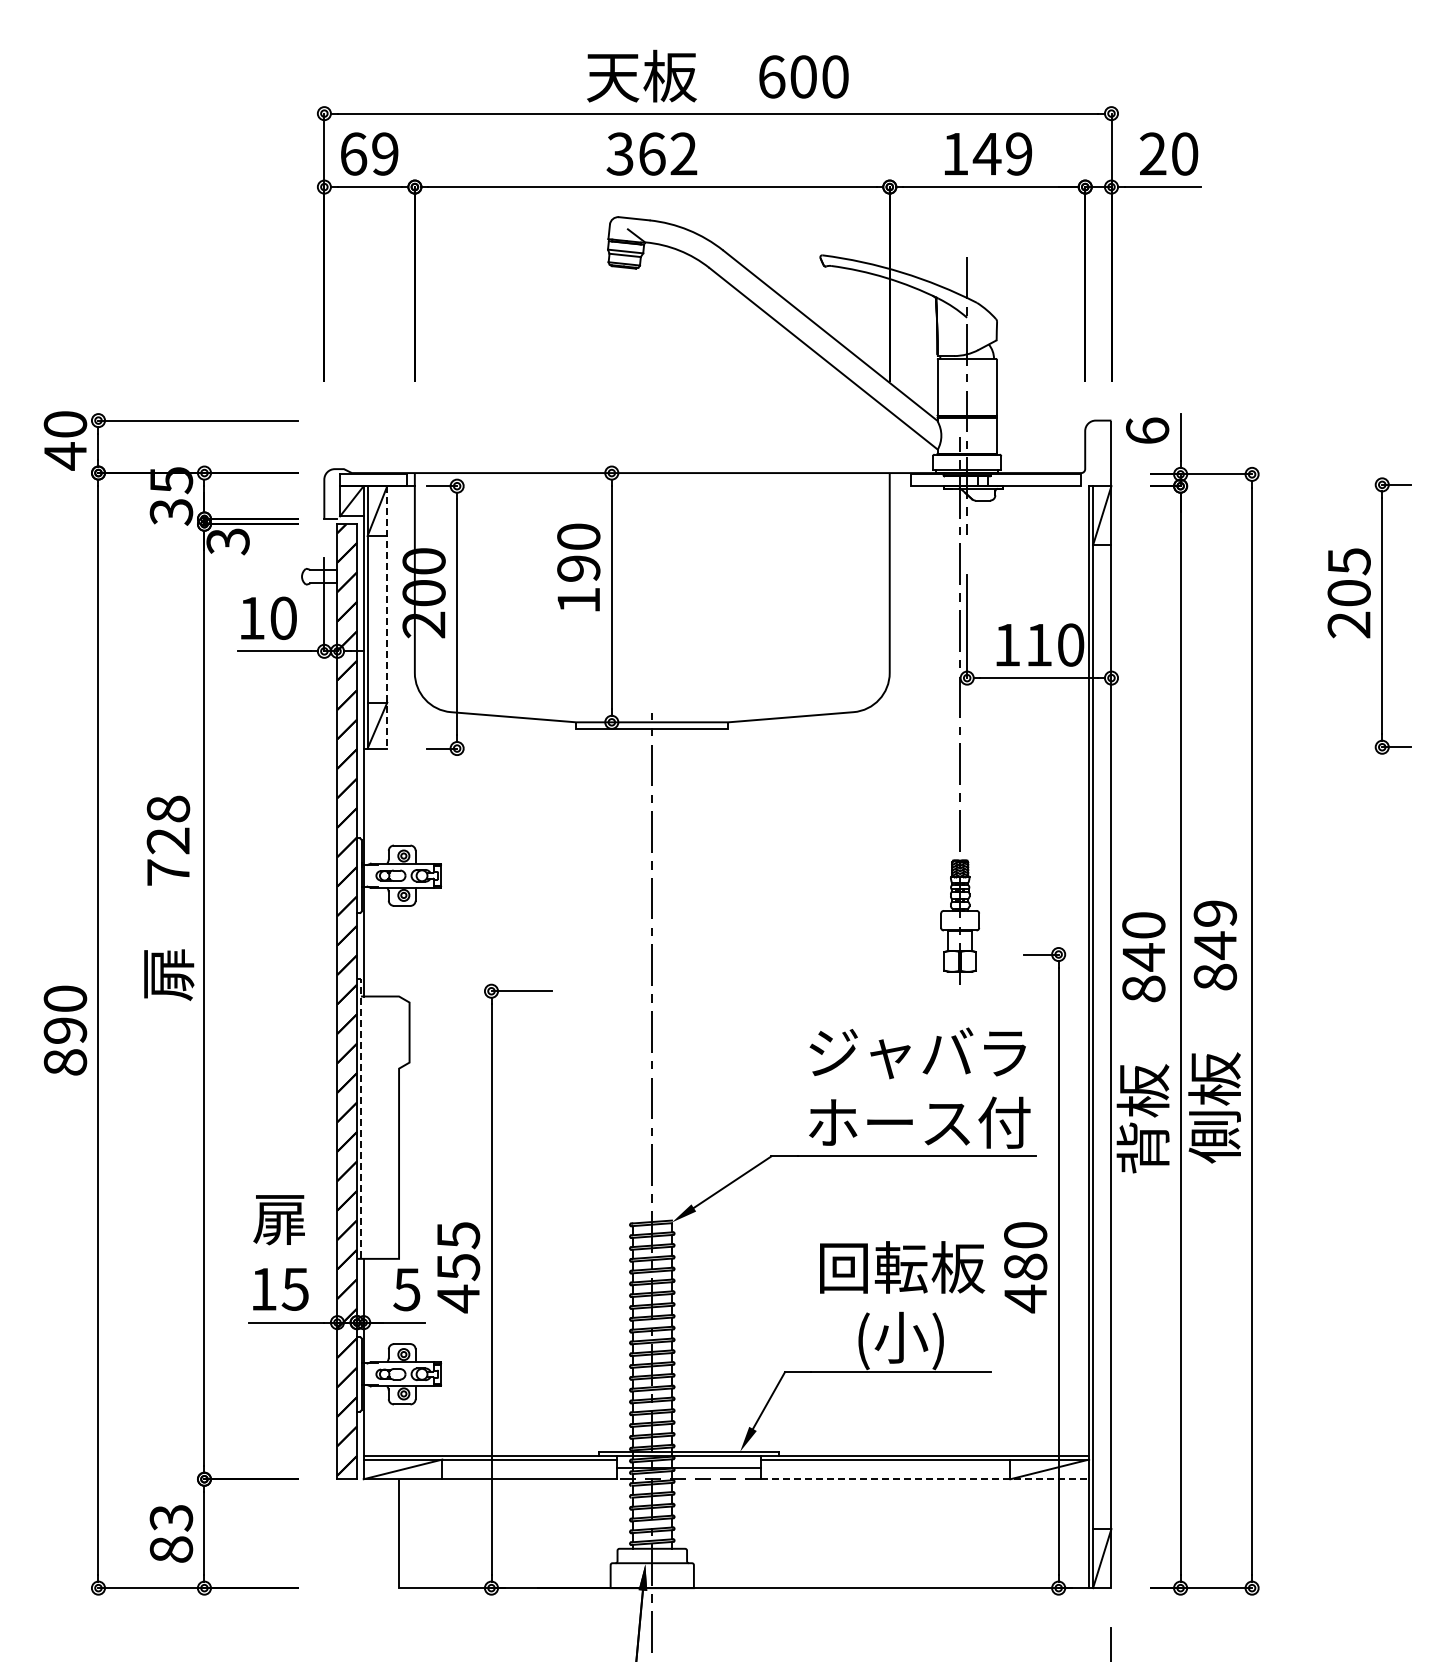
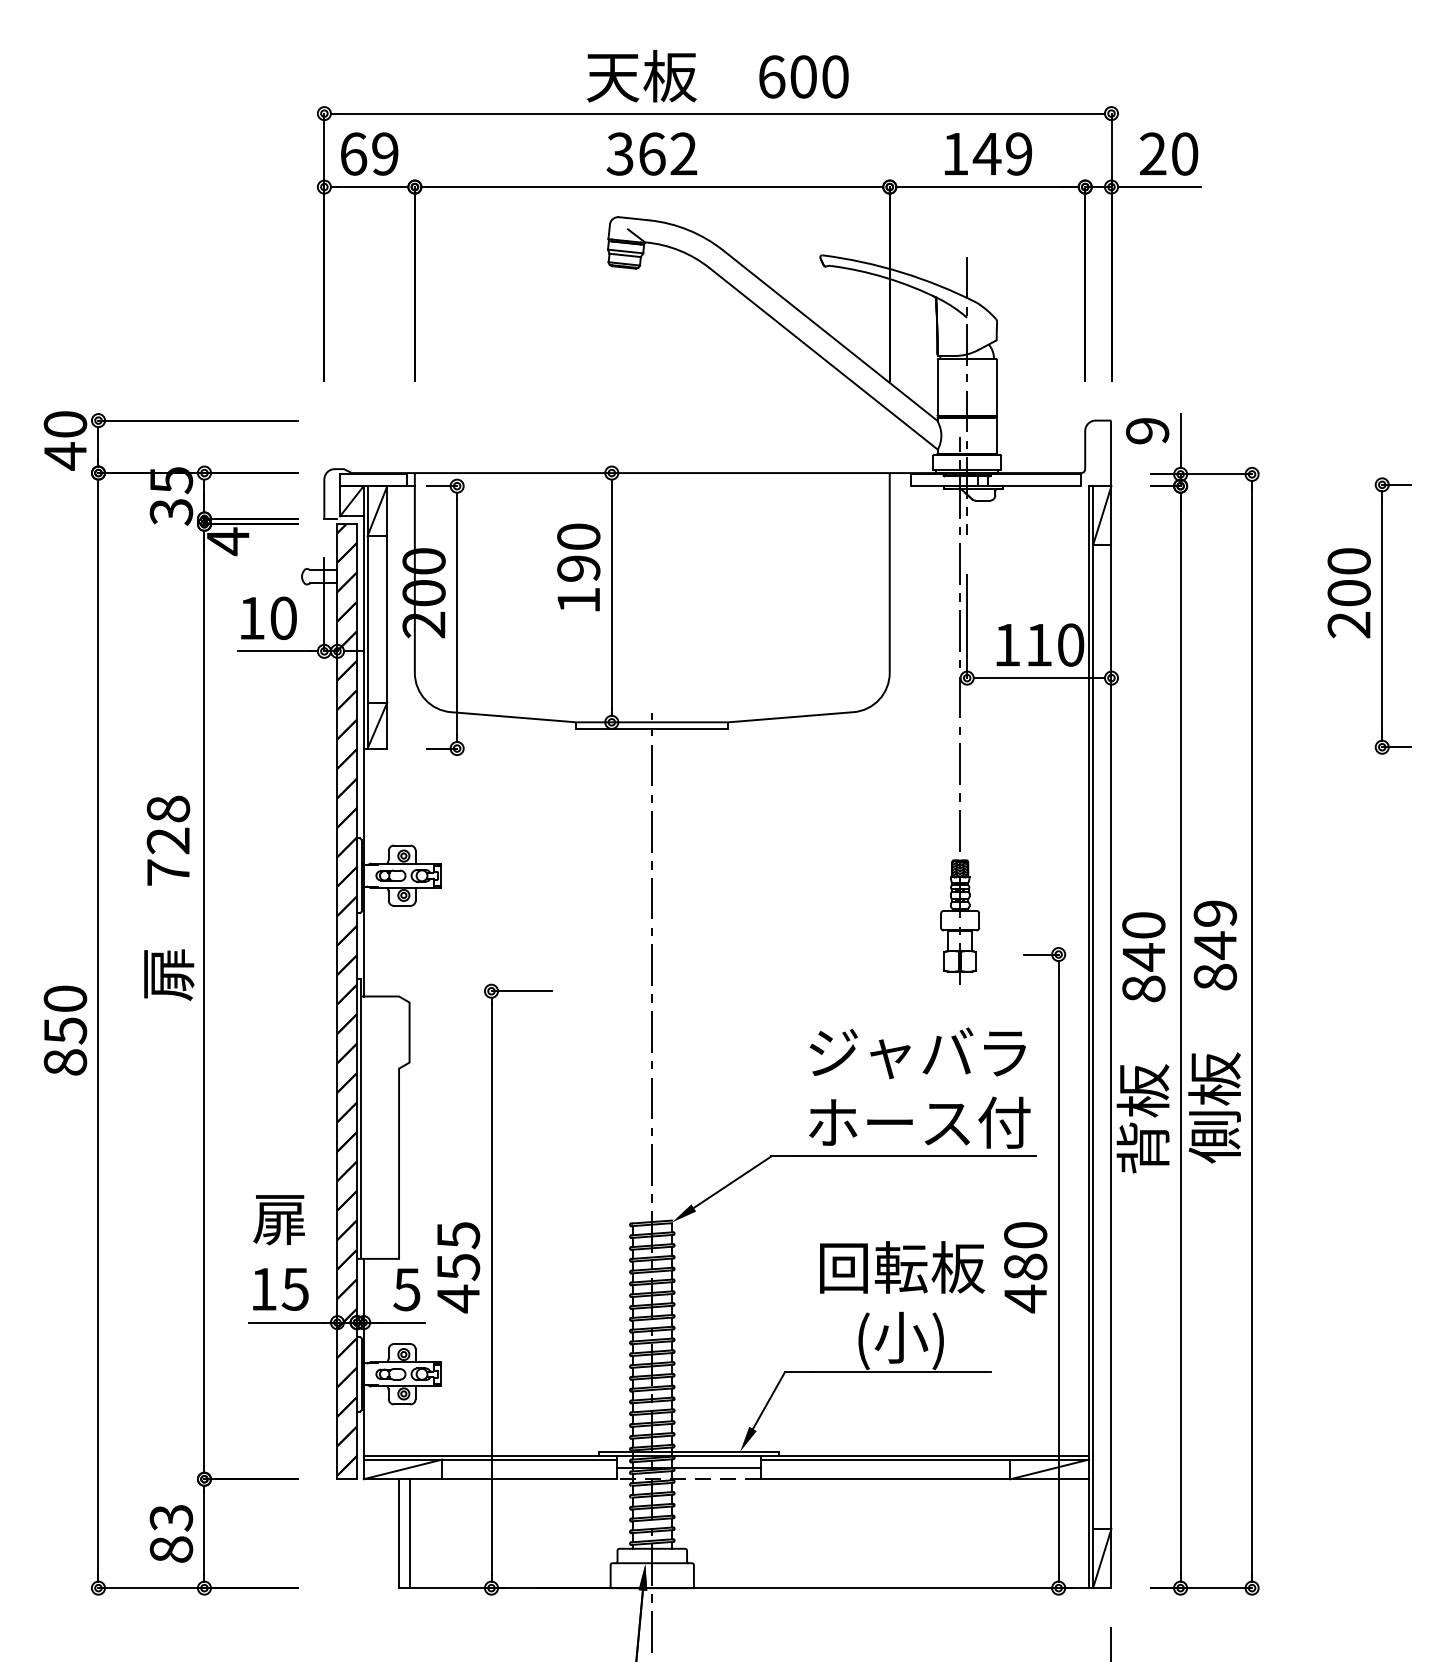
text: 6 -> 9 (1147, 430)
text: 3 -> 4 (227, 541)
text: 205 -> 200 (1348, 561)
line: dashed -> solid (387, 617)
text: 890 -> 850 (65, 1030)
line: dashed -> solid (361, 1117)
line: dashed -> solid (925, 1479)
line: none -> present (409, 1533)
